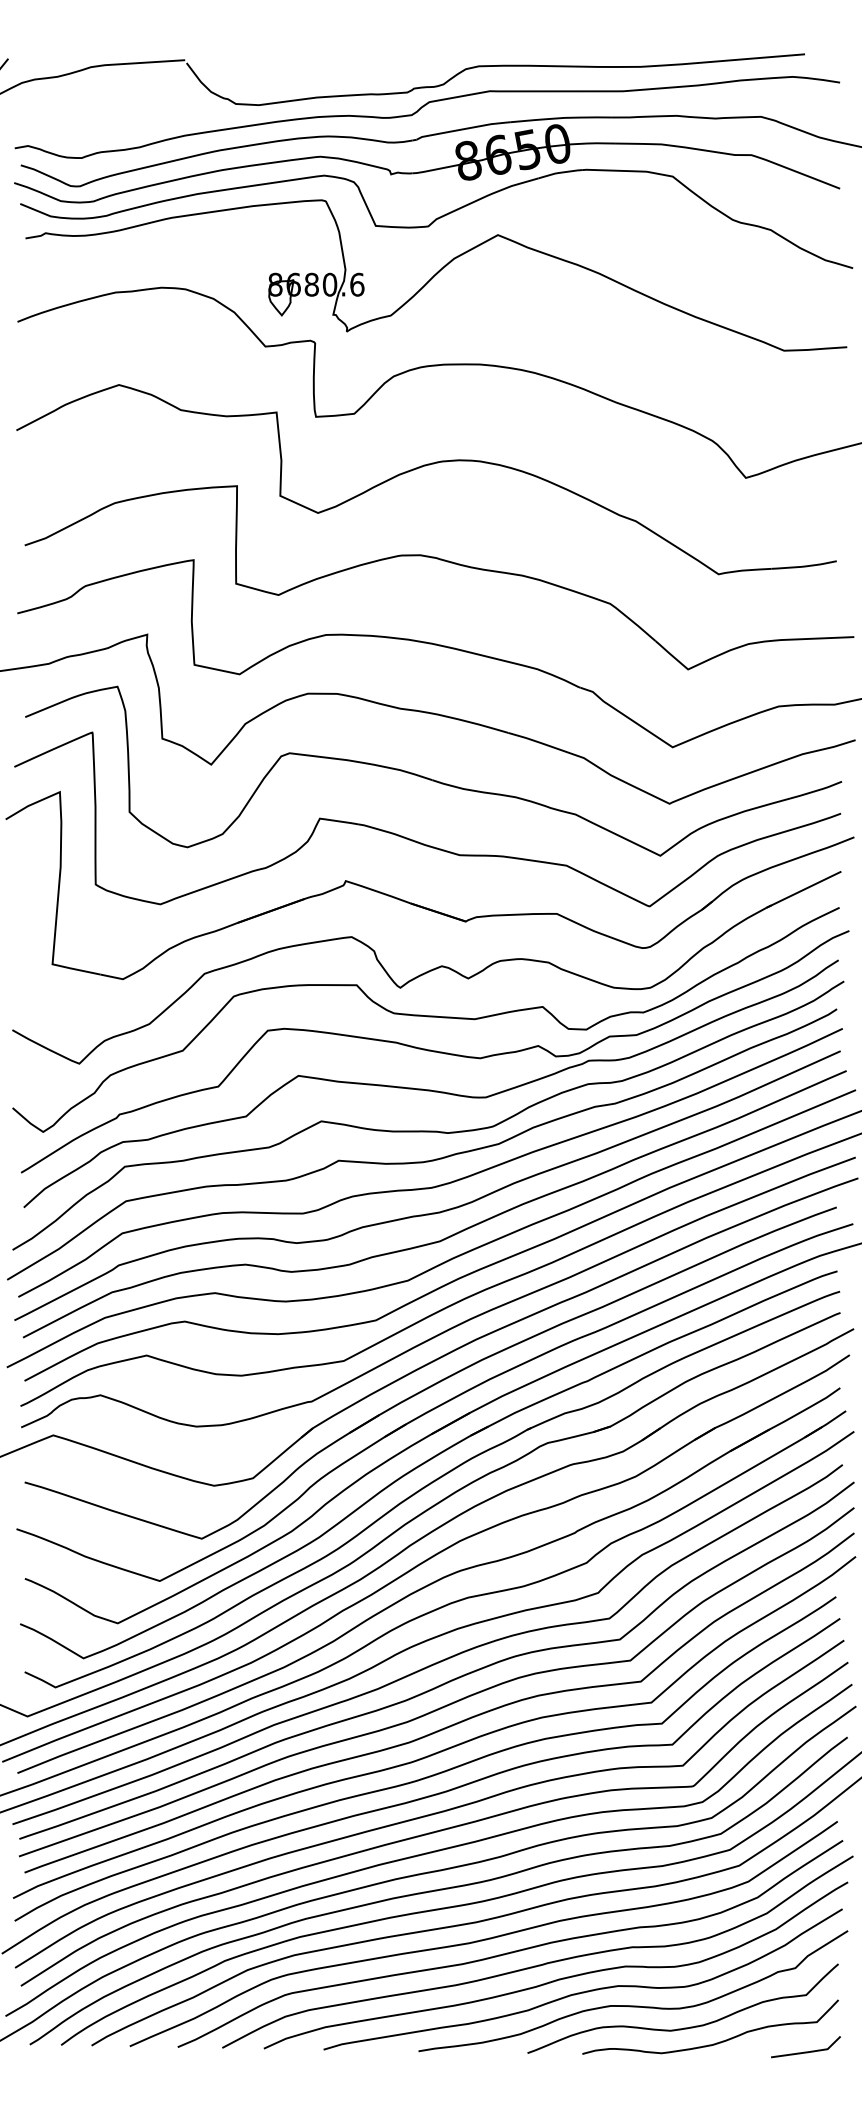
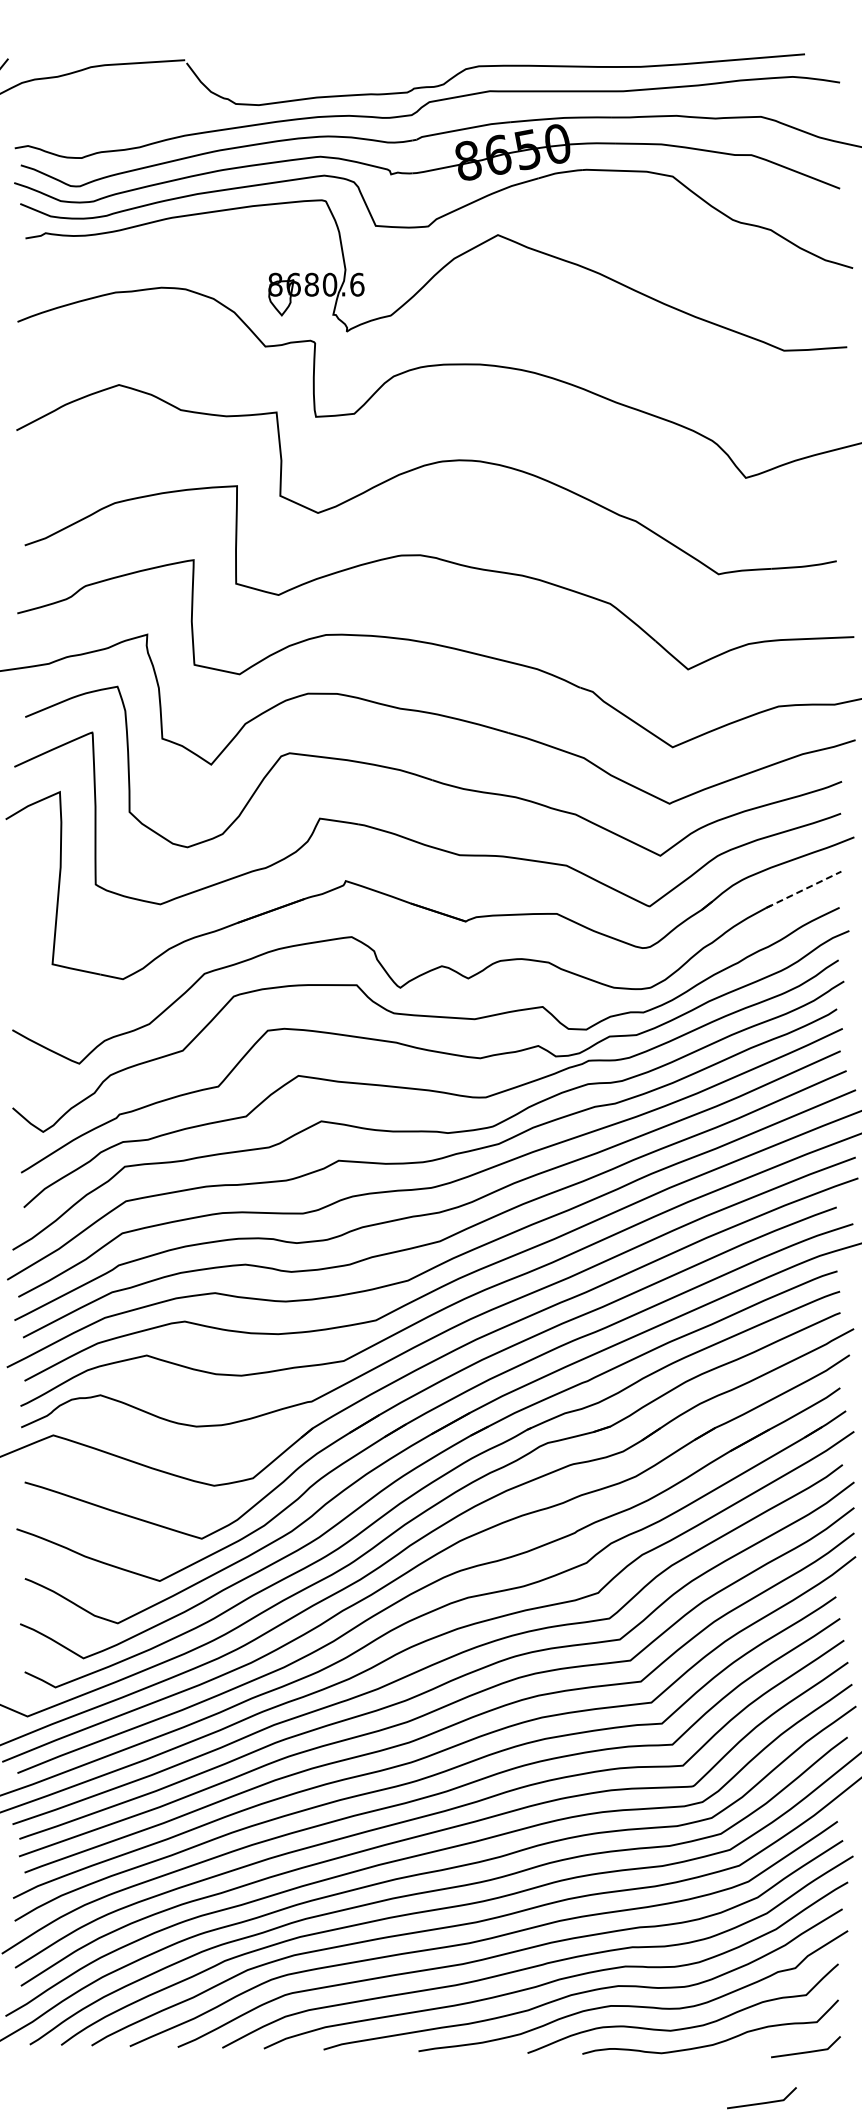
line: solid -> dashed (803, 889)
line: none -> present (761, 2102)
